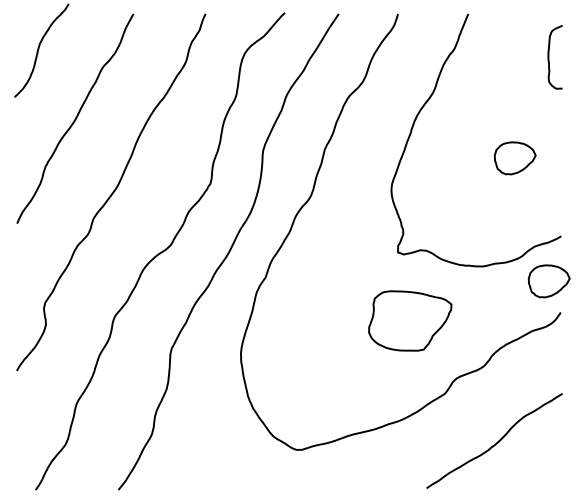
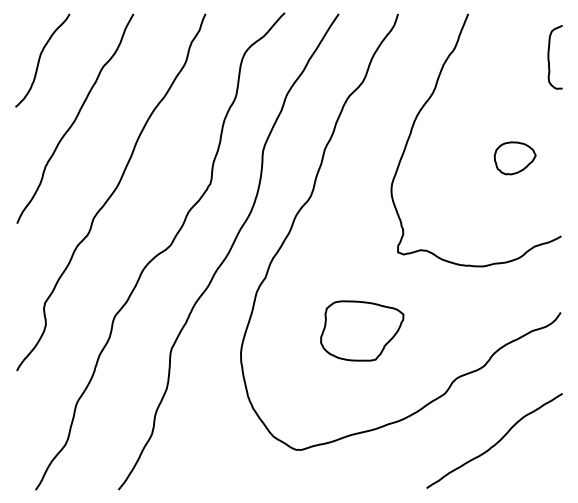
curve position: (39, 49) -> (40, 59) (40, 59)
part: present -> none (548, 281)
part position: (410, 320) -> (362, 330) (362, 330)
